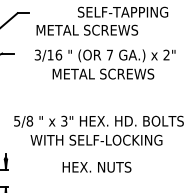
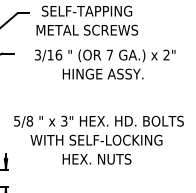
text position: (123, 11) -> (87, 10) (87, 10)
text: METAL SCREWS -> HINGE ASSY. (103, 73)
text position: (96, 166) -> (96, 158) (96, 158)
